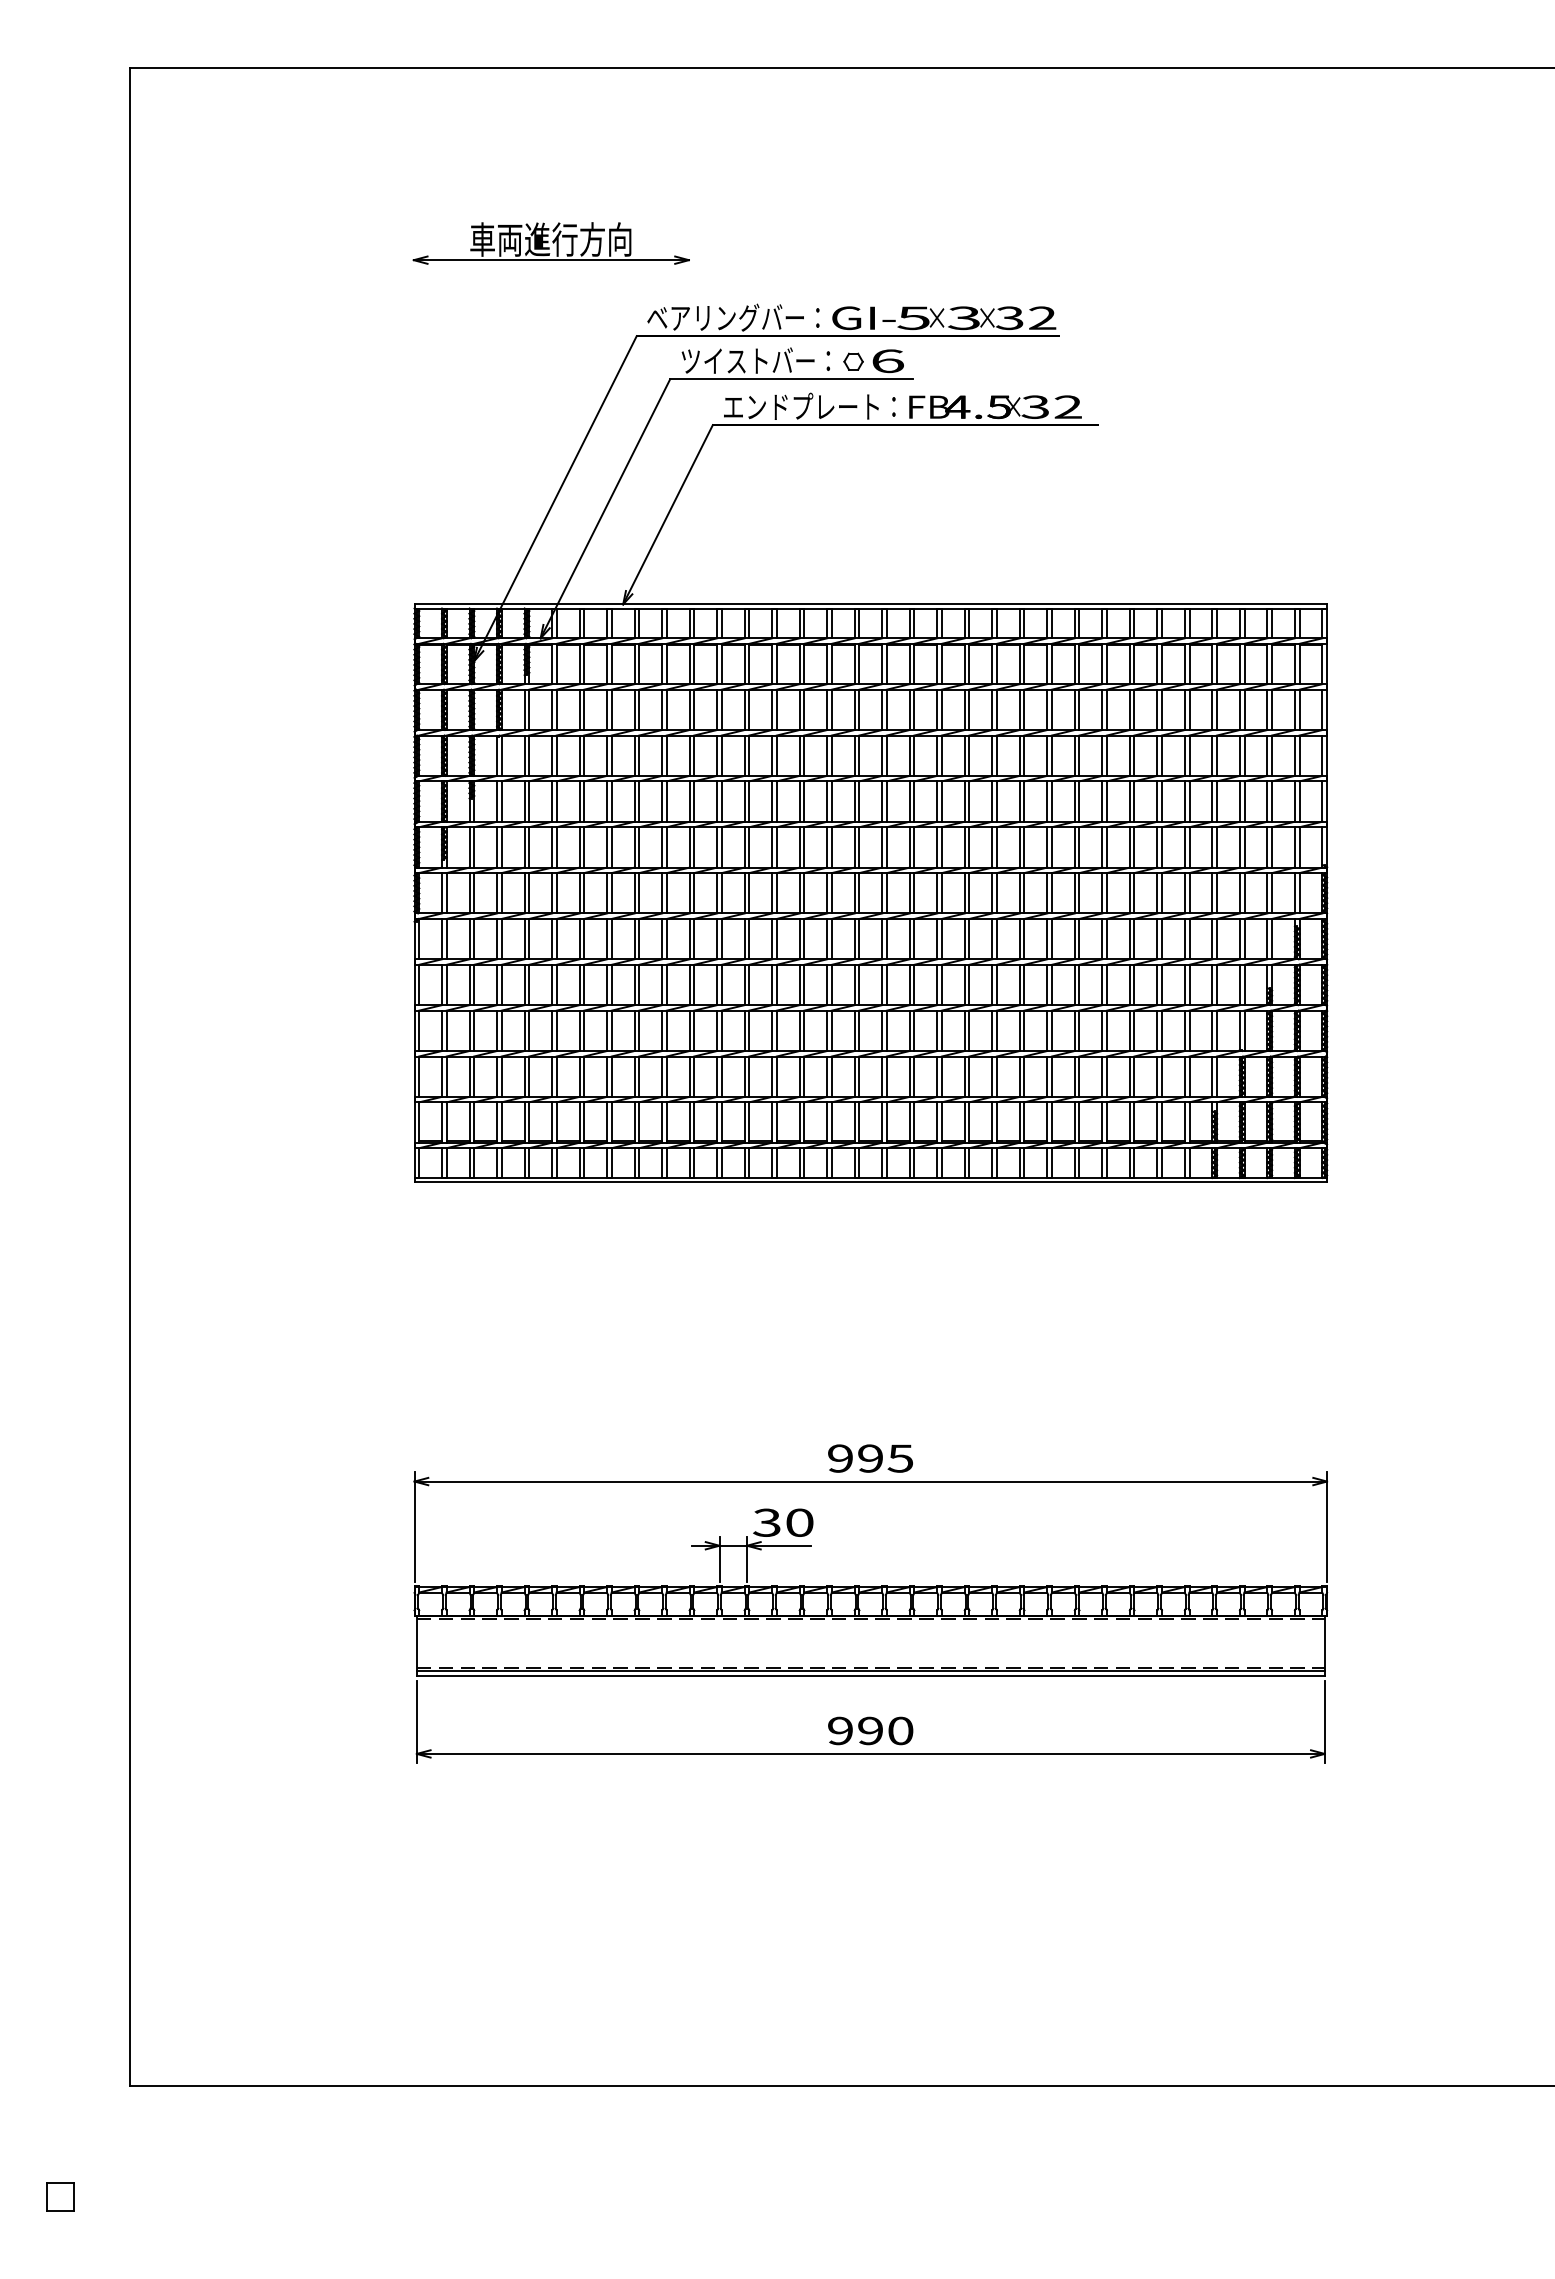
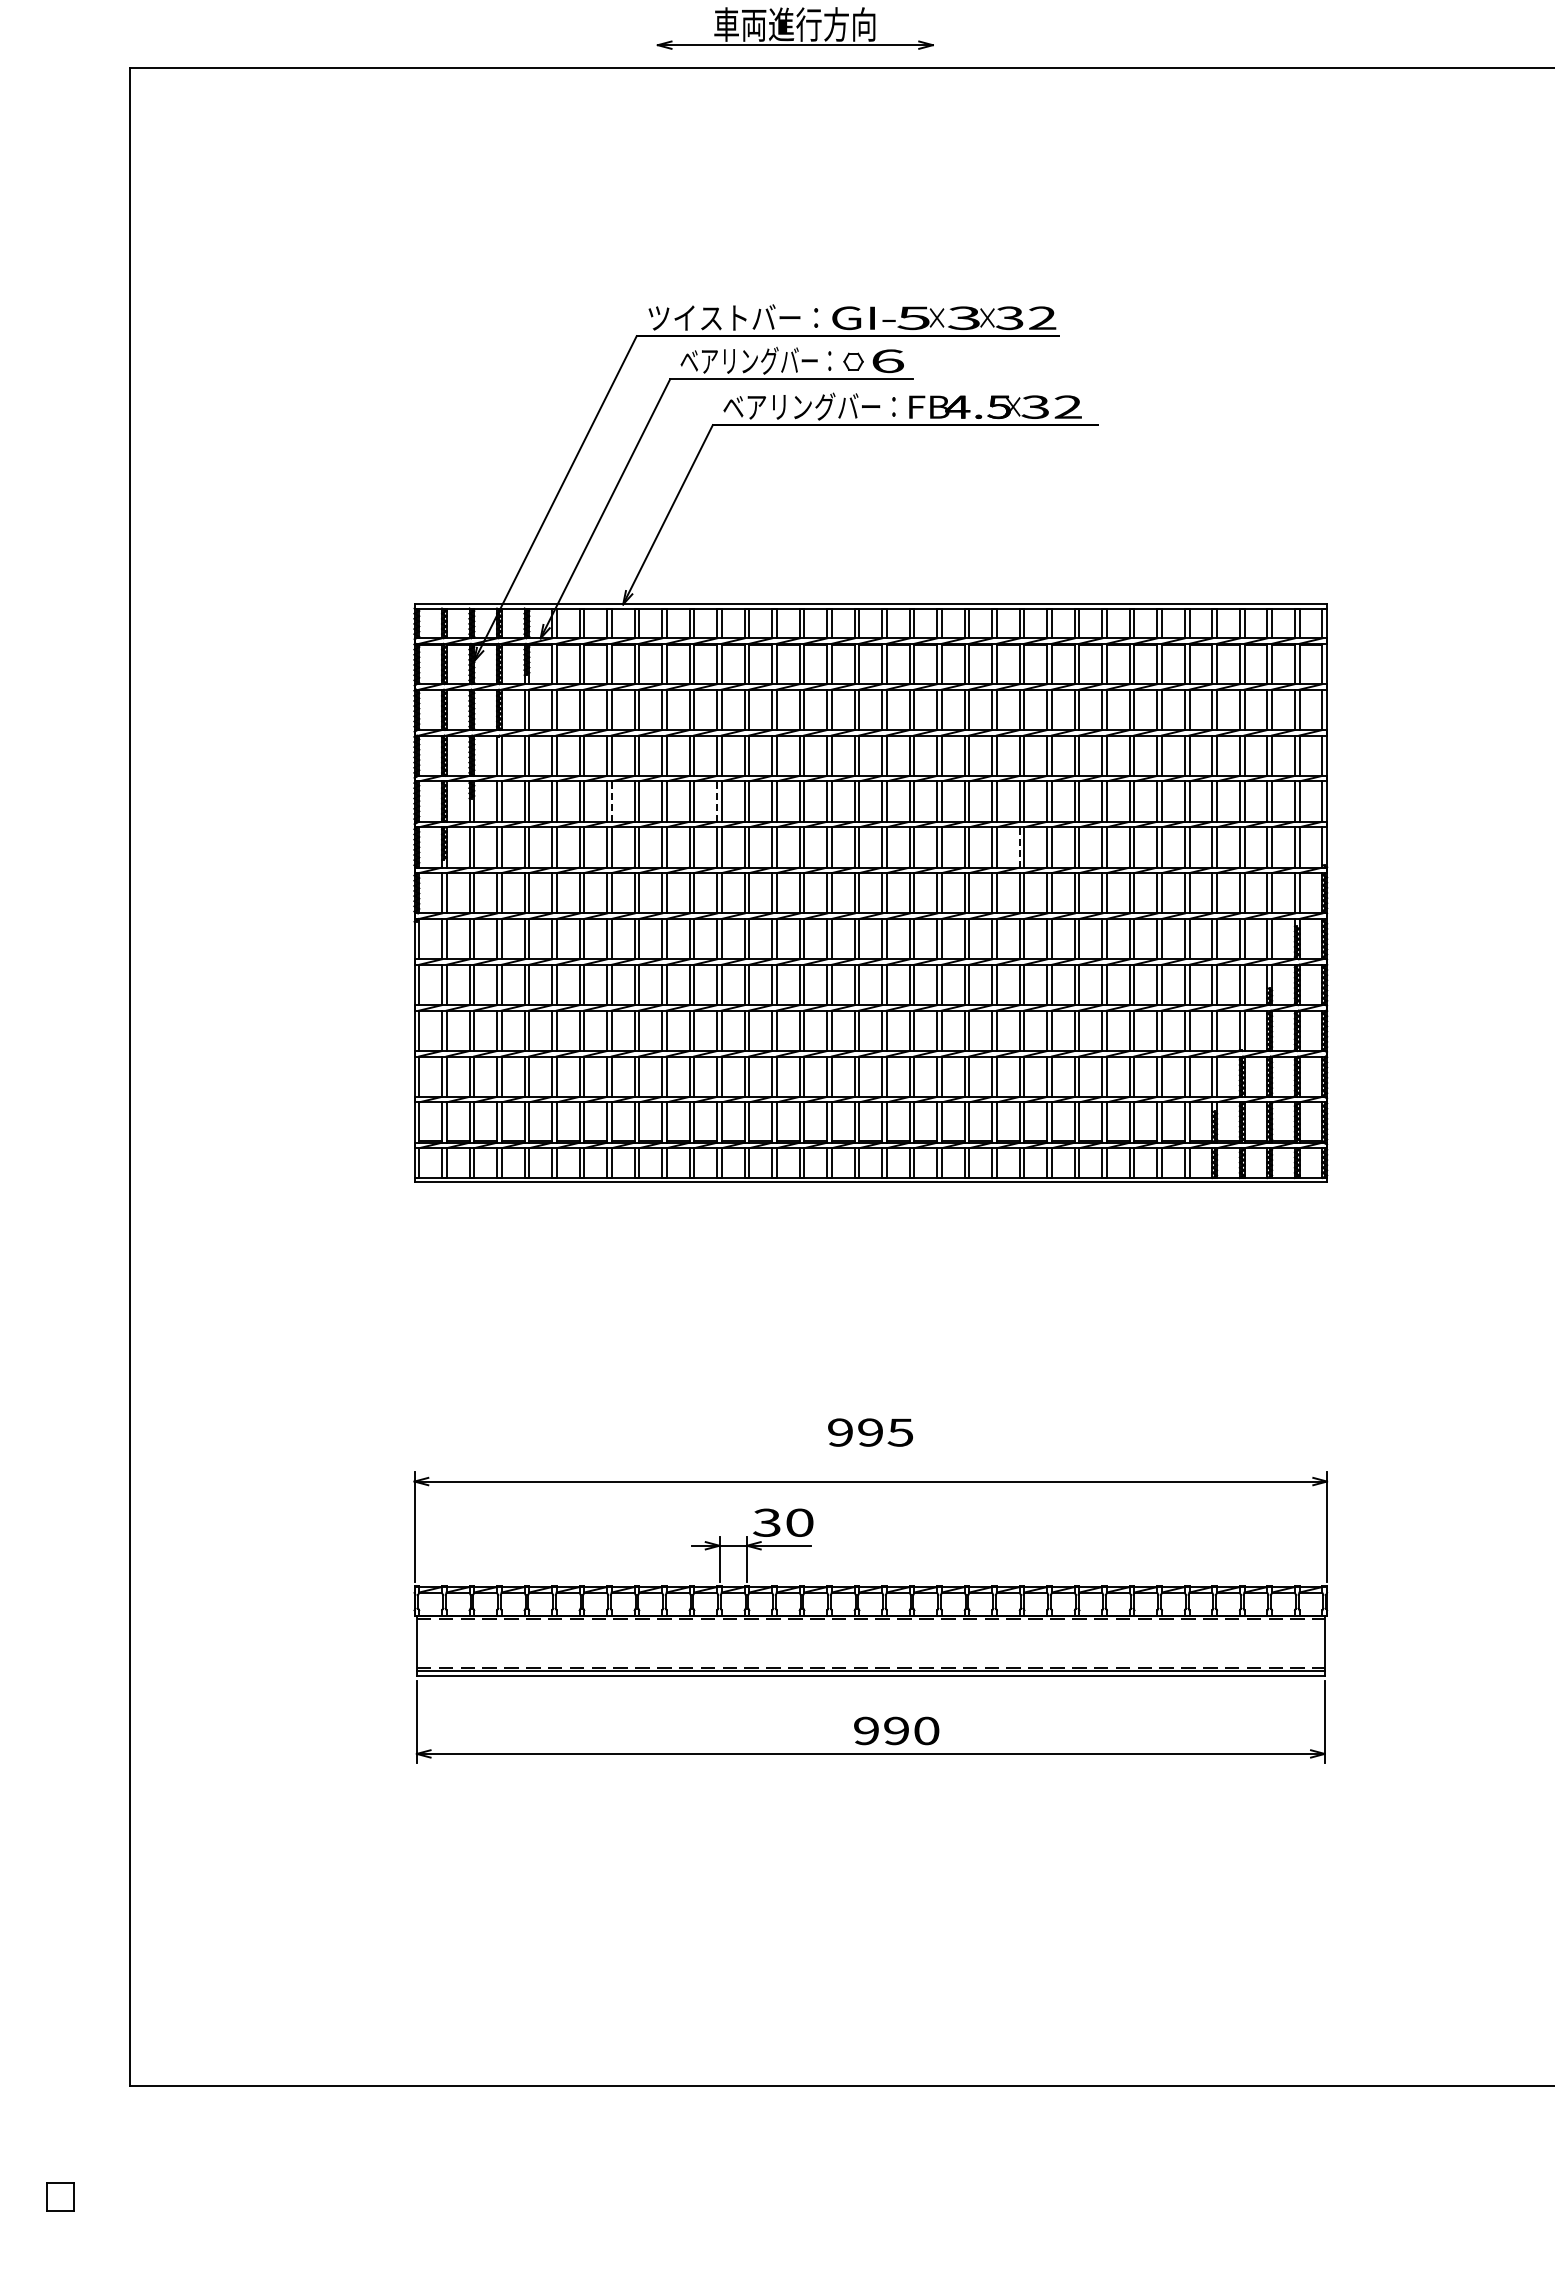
part position: (550, 243) -> (794, 28) (794, 28)
text: ベアリングバー： -> ツイストバー： (733, 317)
text: ツイストバー： -> ベアリングバー： (755, 360)
text: エンドプレート： -> ベアリングバー： (801, 406)
line: solid -> dashed (611, 801)
line: solid -> dashed (717, 801)
line: solid -> dashed (1019, 846)
text position: (870, 1458) -> (870, 1432) (870, 1432)
text position: (870, 1730) -> (896, 1730) (896, 1730)
